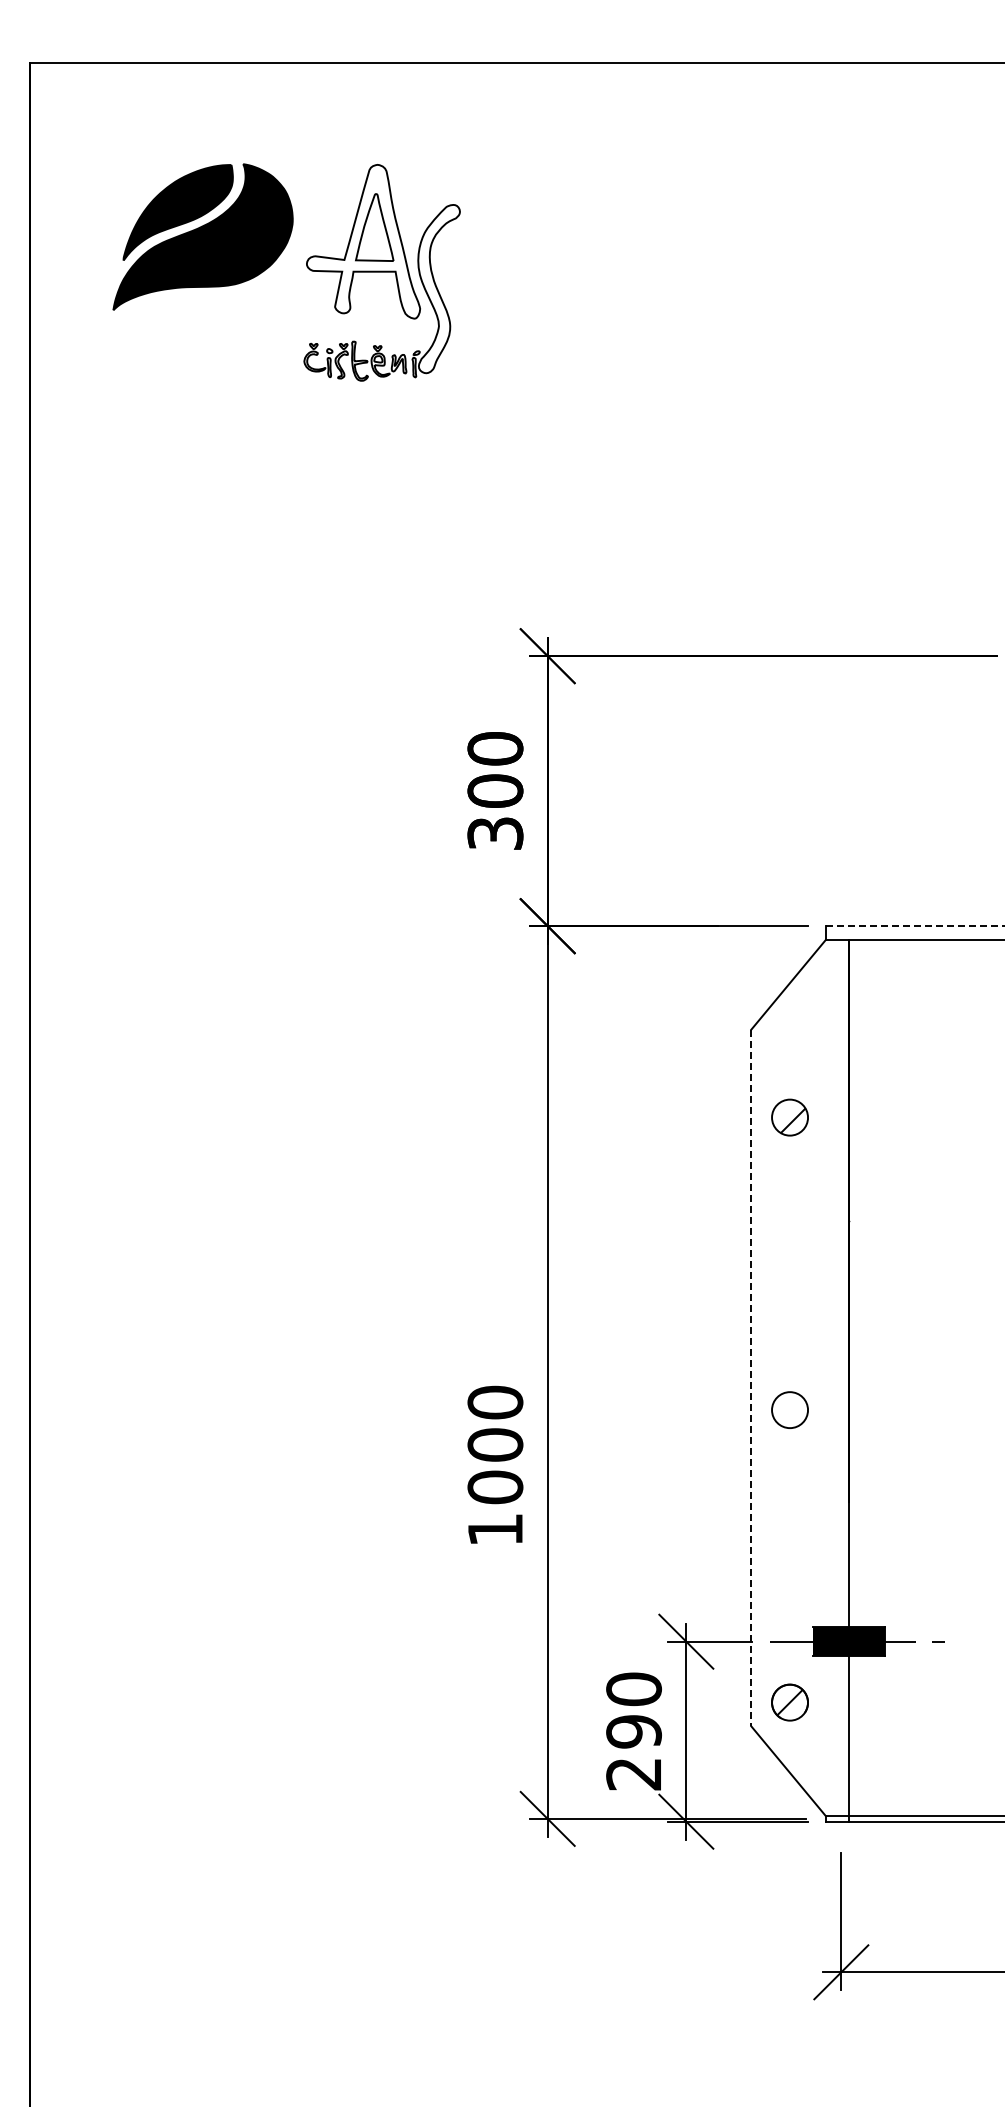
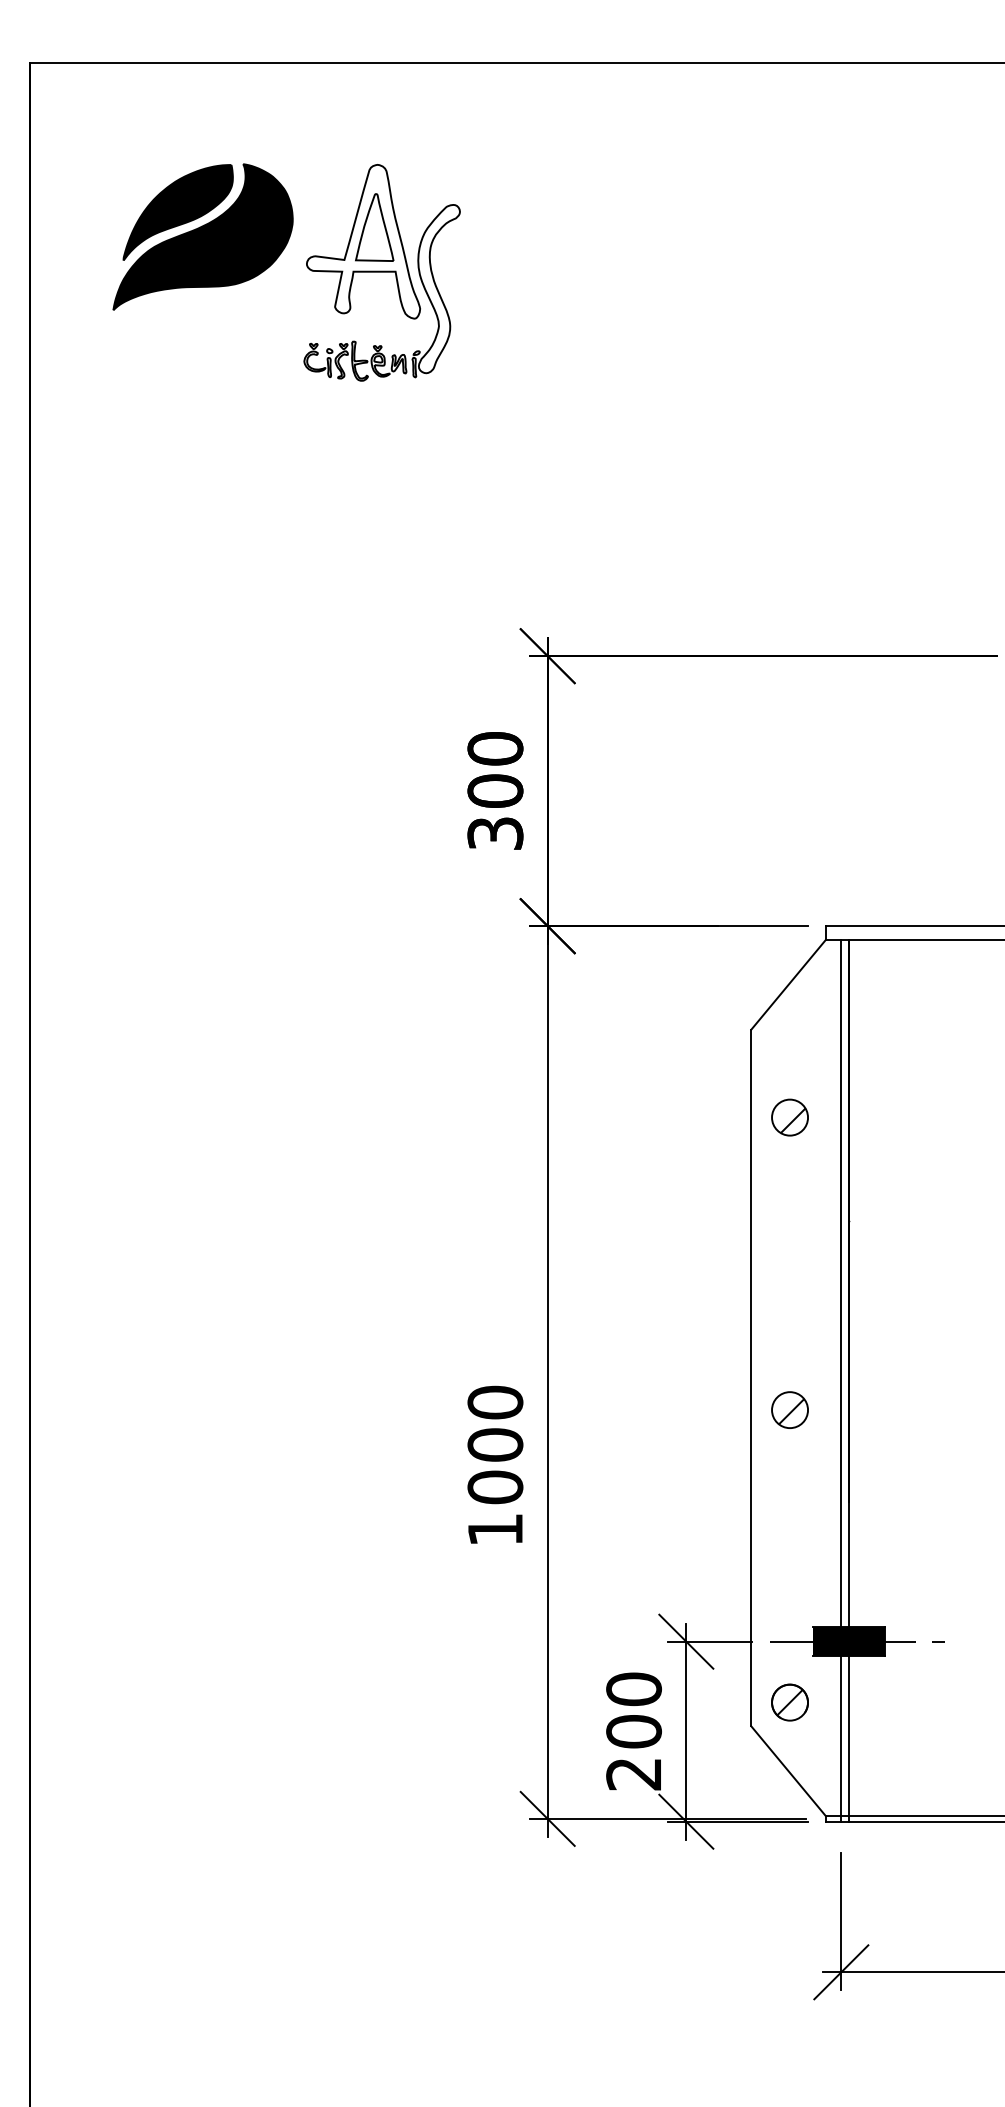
line: dashed -> solid (915, 926)
line: dashed -> solid (751, 1378)
line: none -> present (841, 1380)
hatch: none -> present (791, 1411)
text: 290 -> 200 (633, 1731)
